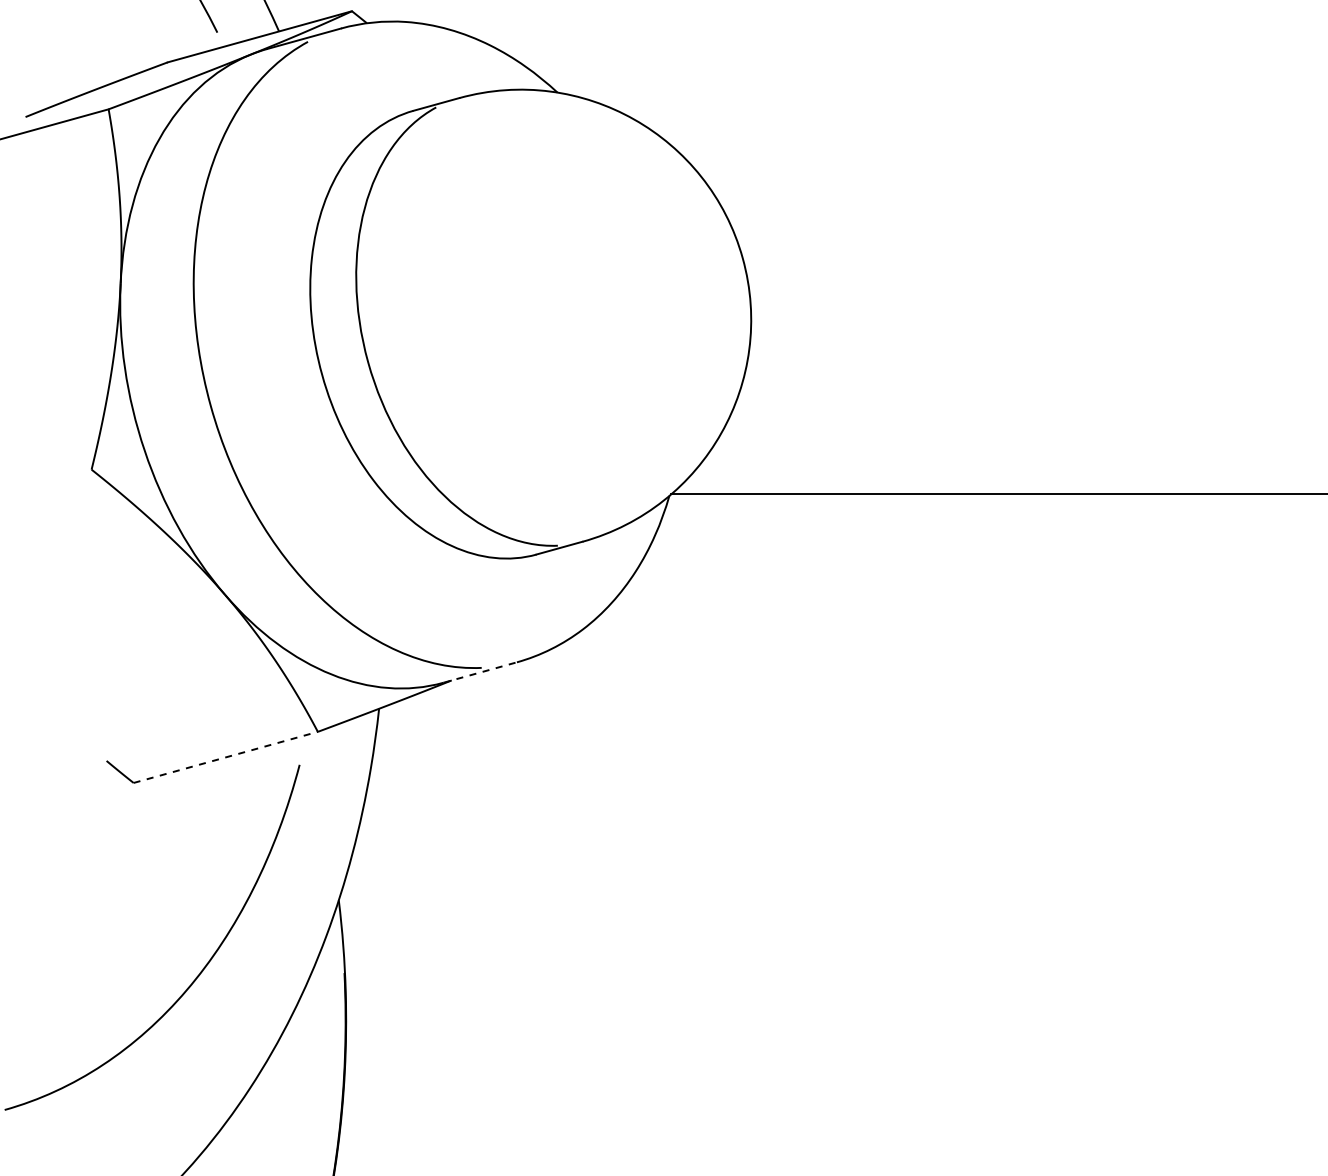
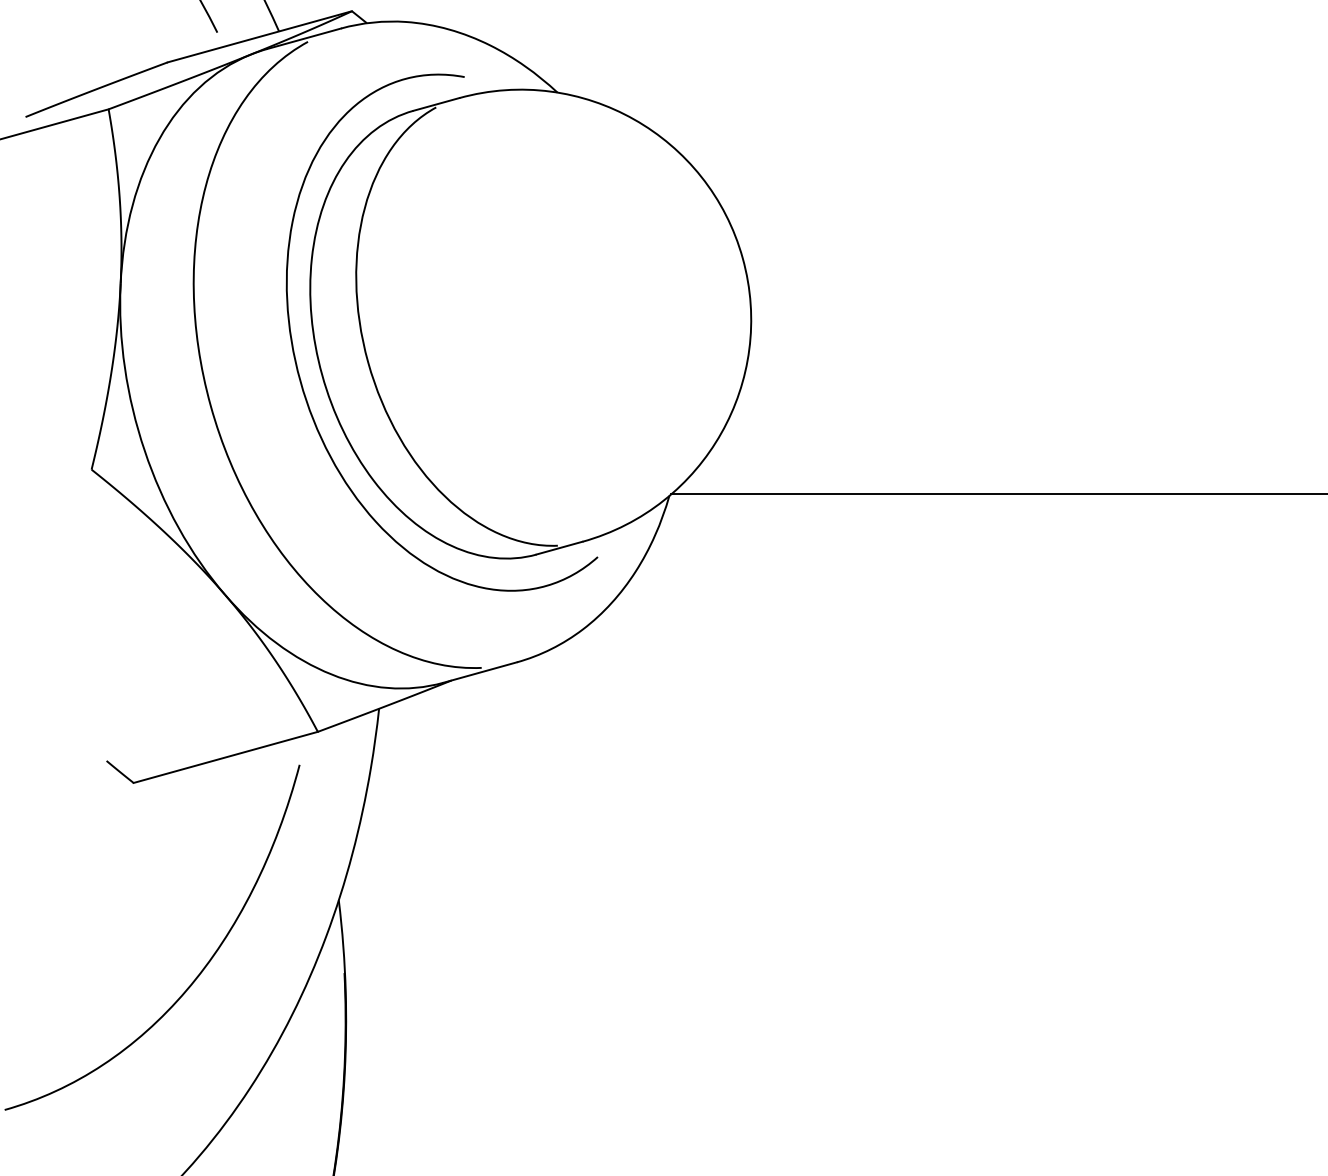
curve: none -> present (298, 368)
line: dashed -> solid (480, 672)
line: dashed -> solid (225, 757)
